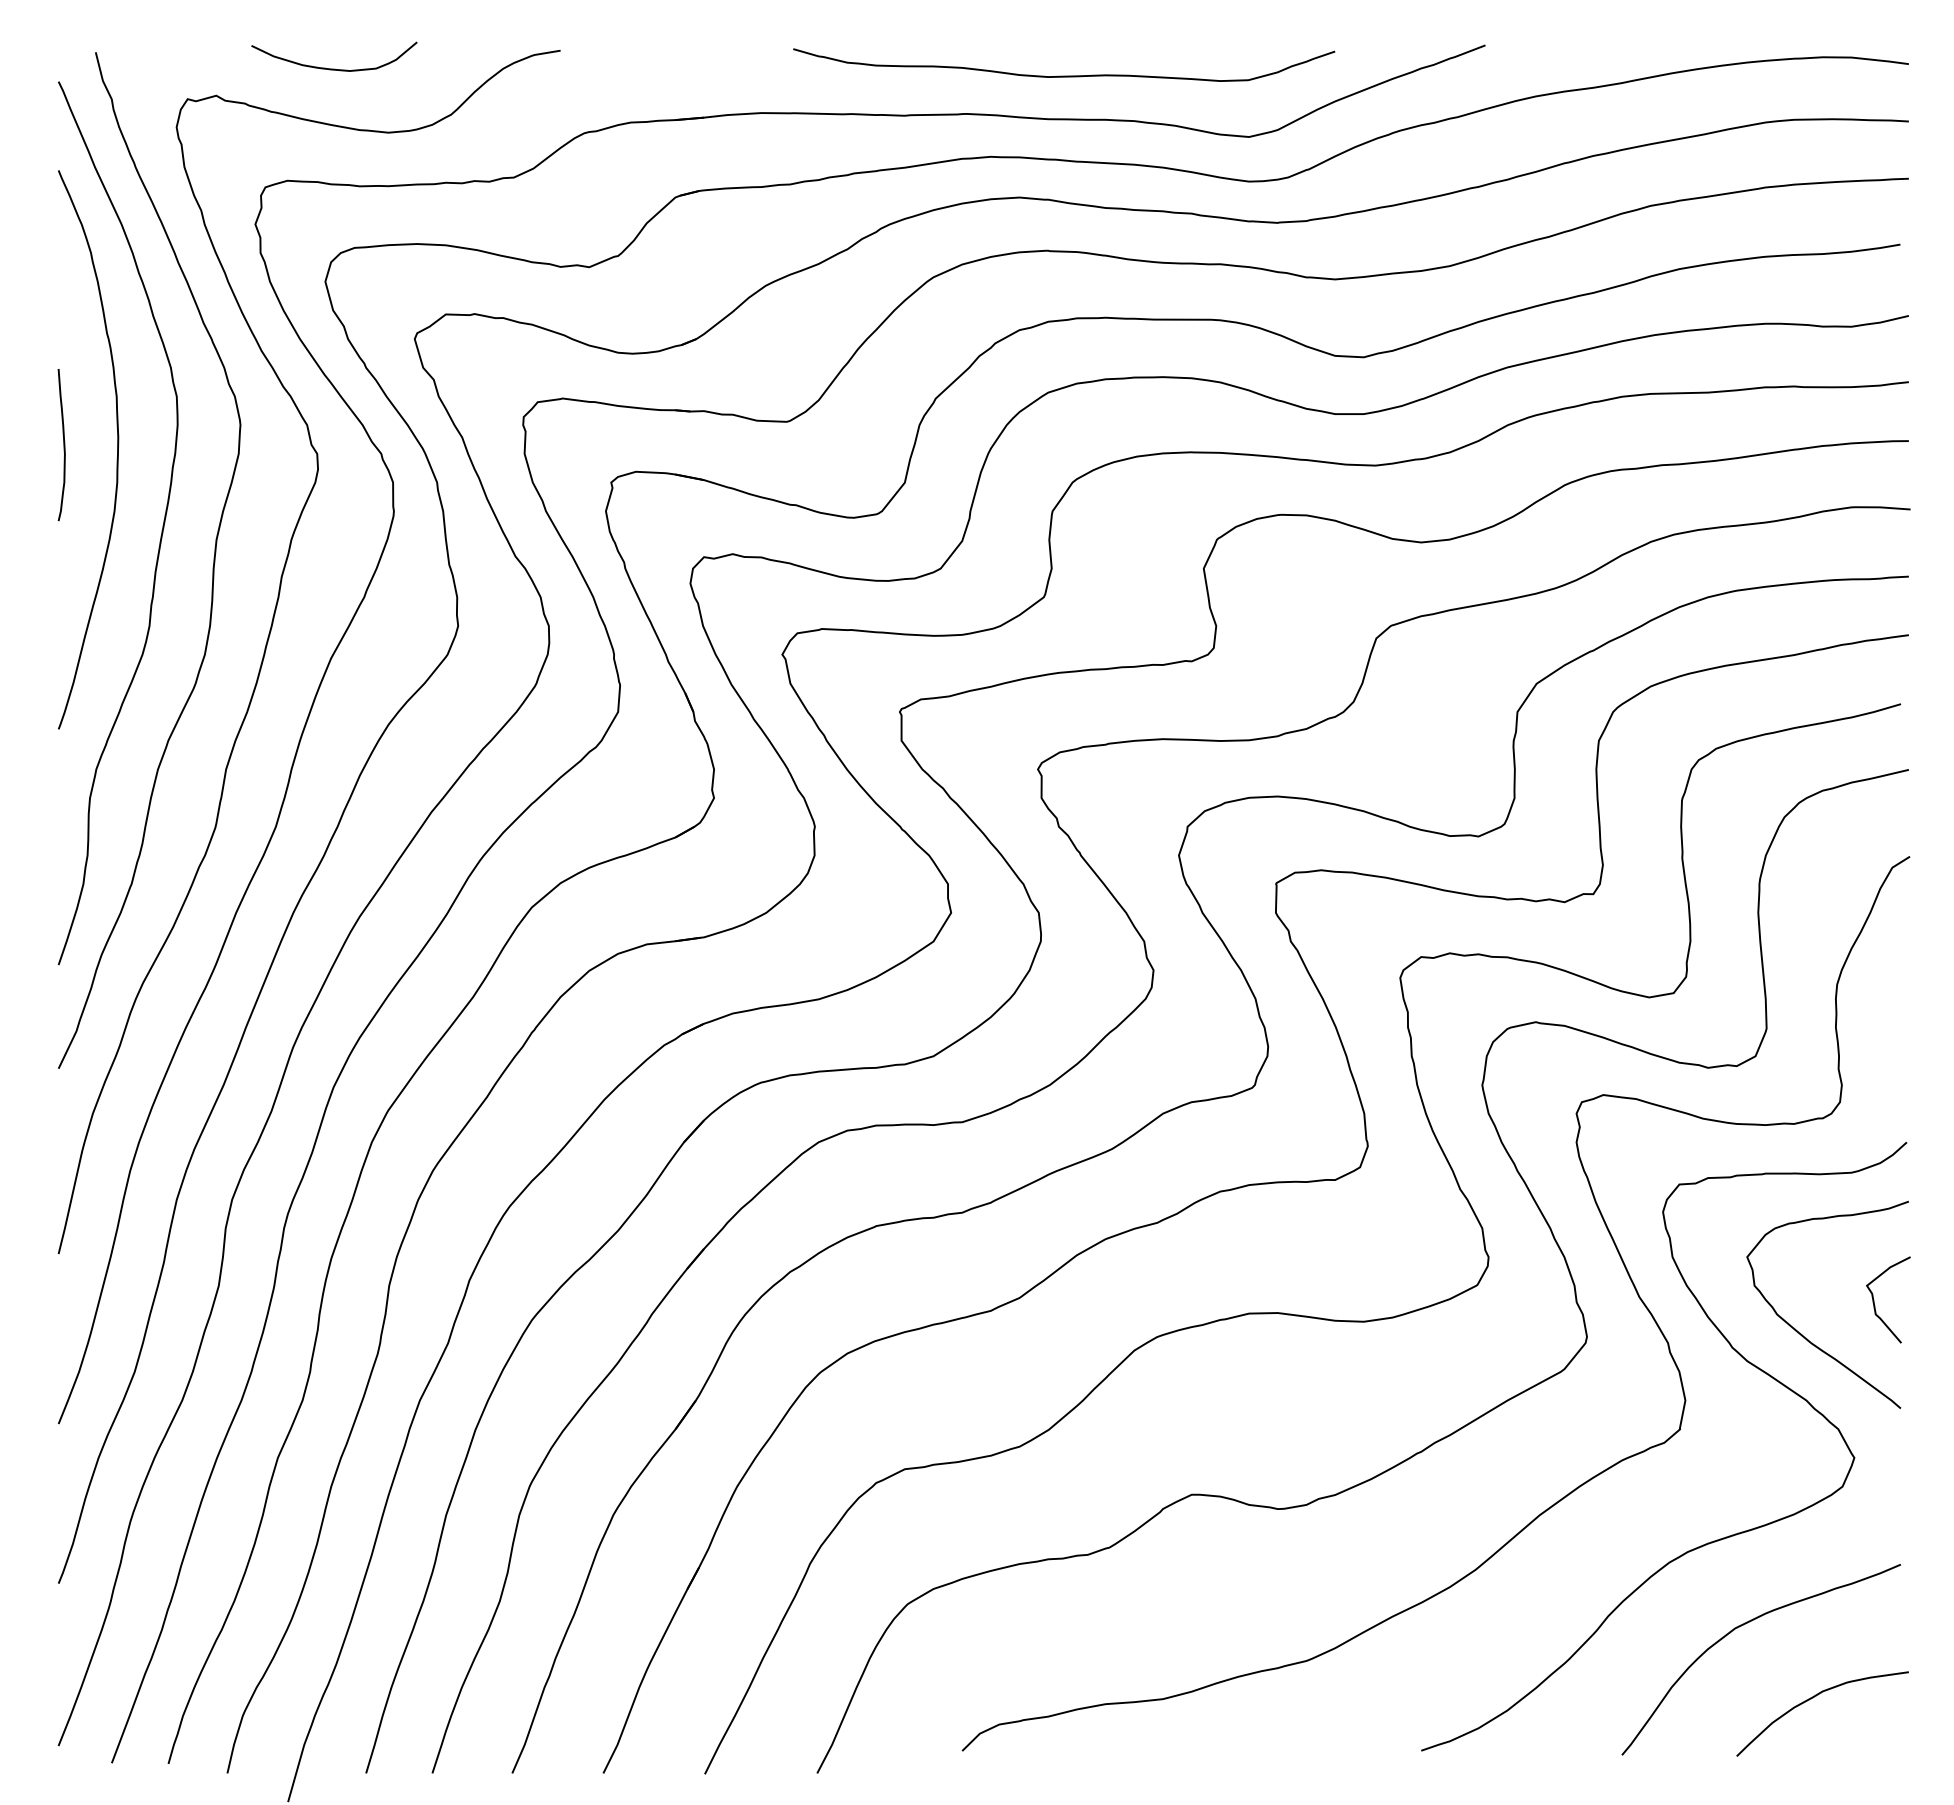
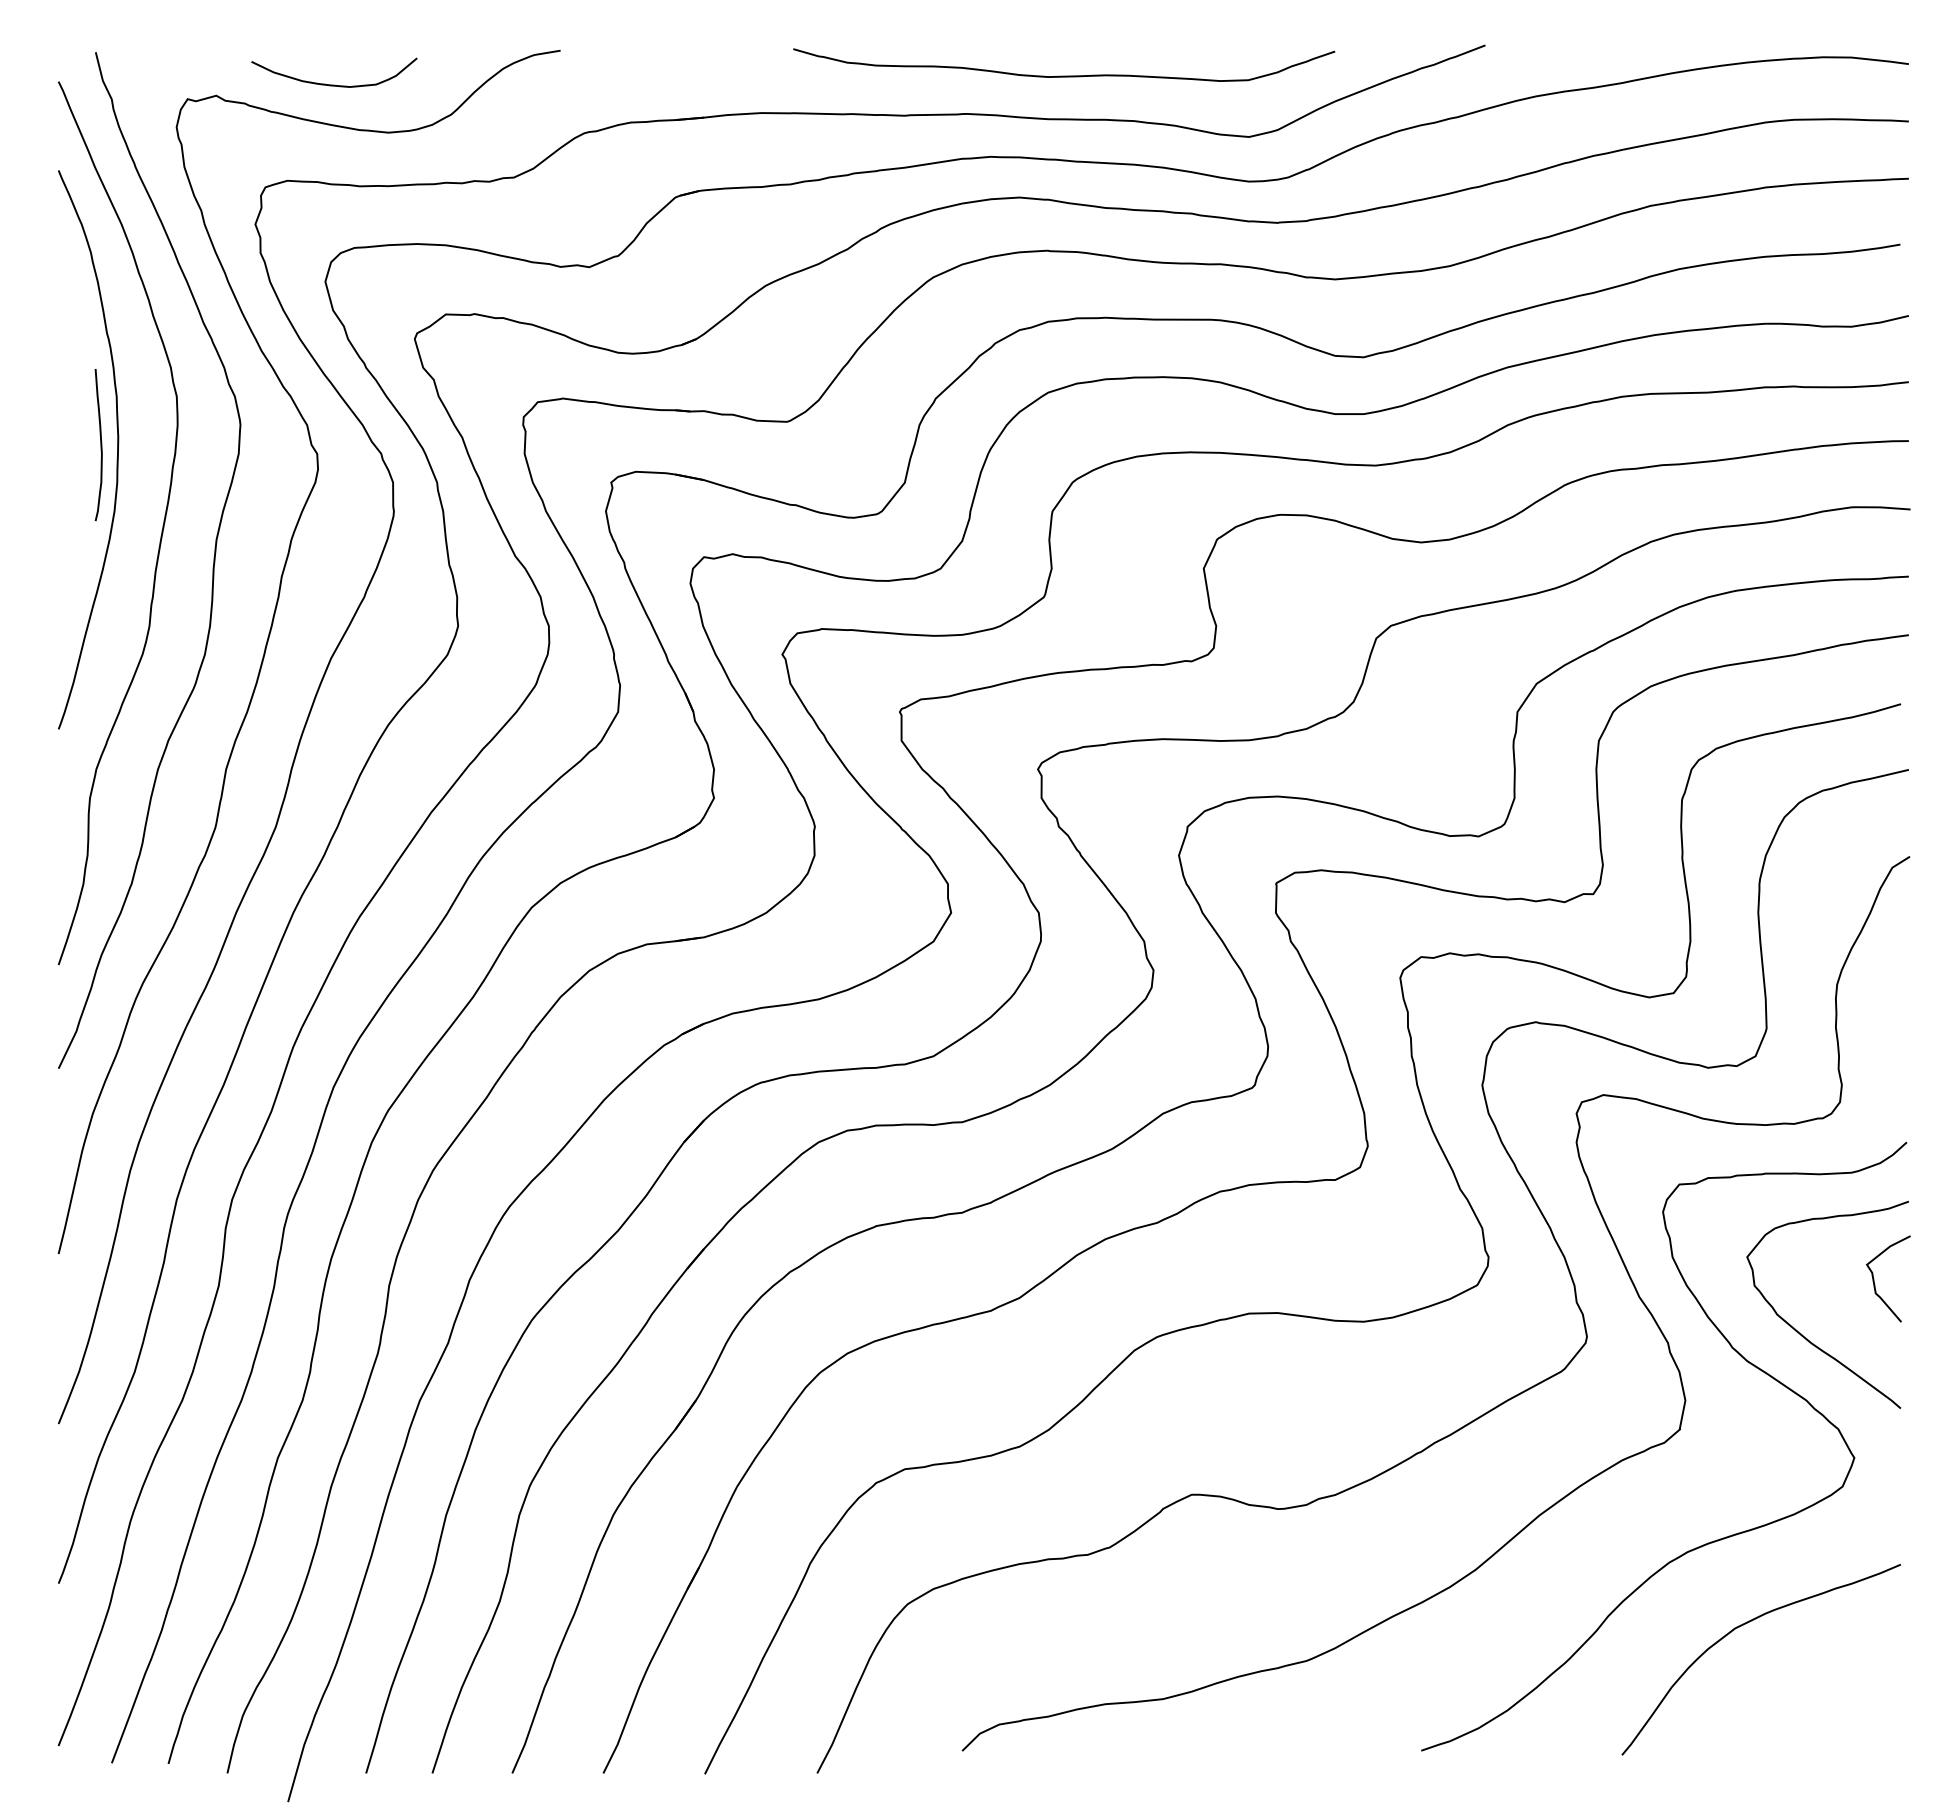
curve position: (334, 68) -> (334, 84) (334, 84)
curve position: (63, 445) -> (100, 445) (100, 445)
curve position: (1874, 1299) -> (1874, 1278) (1874, 1278)
curve: present -> none (1813, 1698)
